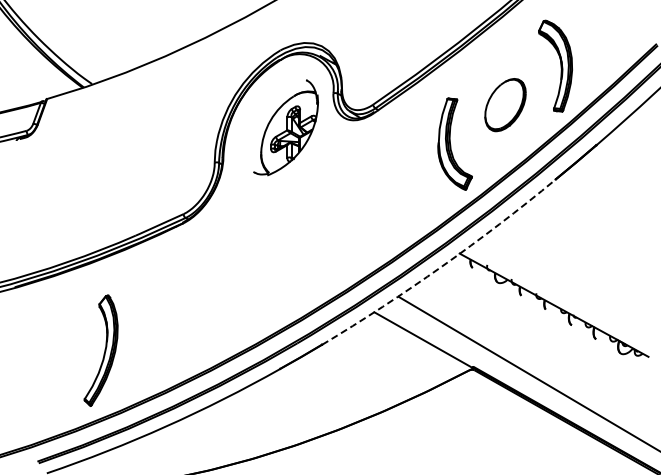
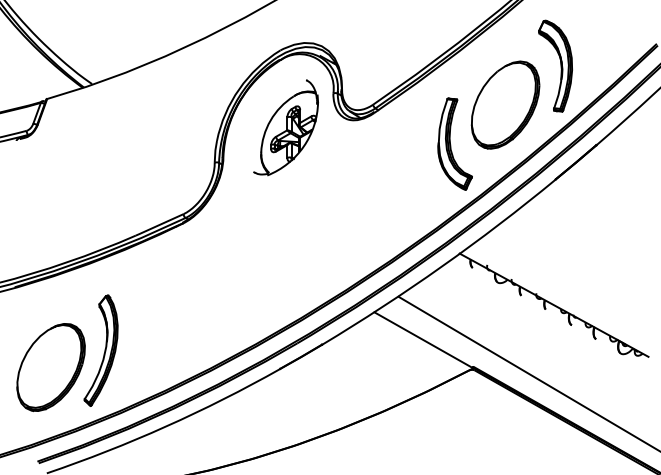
part size: 43x55 px -> 71x90 px (505, 104)
arc: dashed -> solid (442, 266)
part: none -> present (50, 367)
